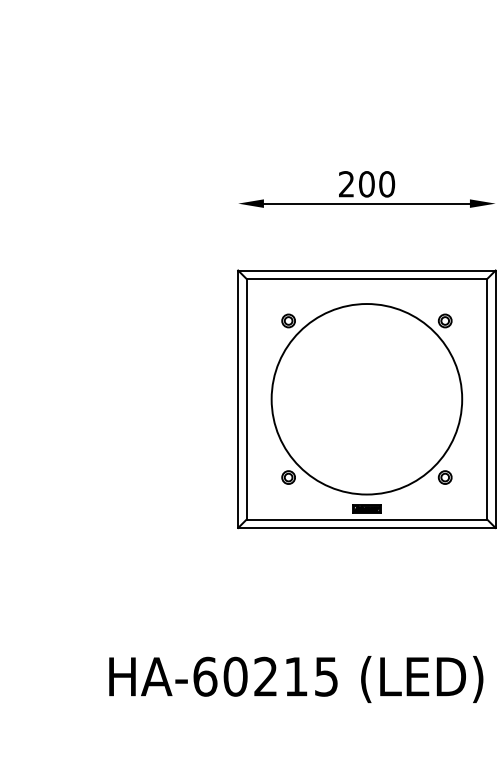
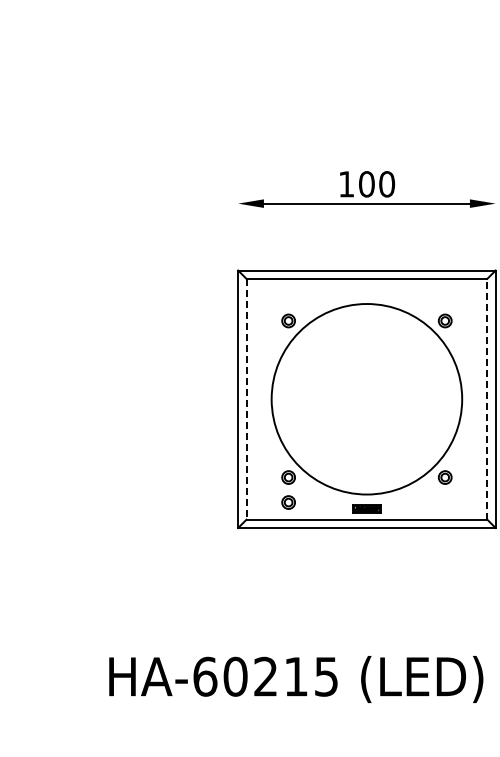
text: 200 -> 100 (346, 184)
line: solid -> dashed (487, 398)
line: solid -> dashed (246, 399)
part: none -> present (288, 502)
